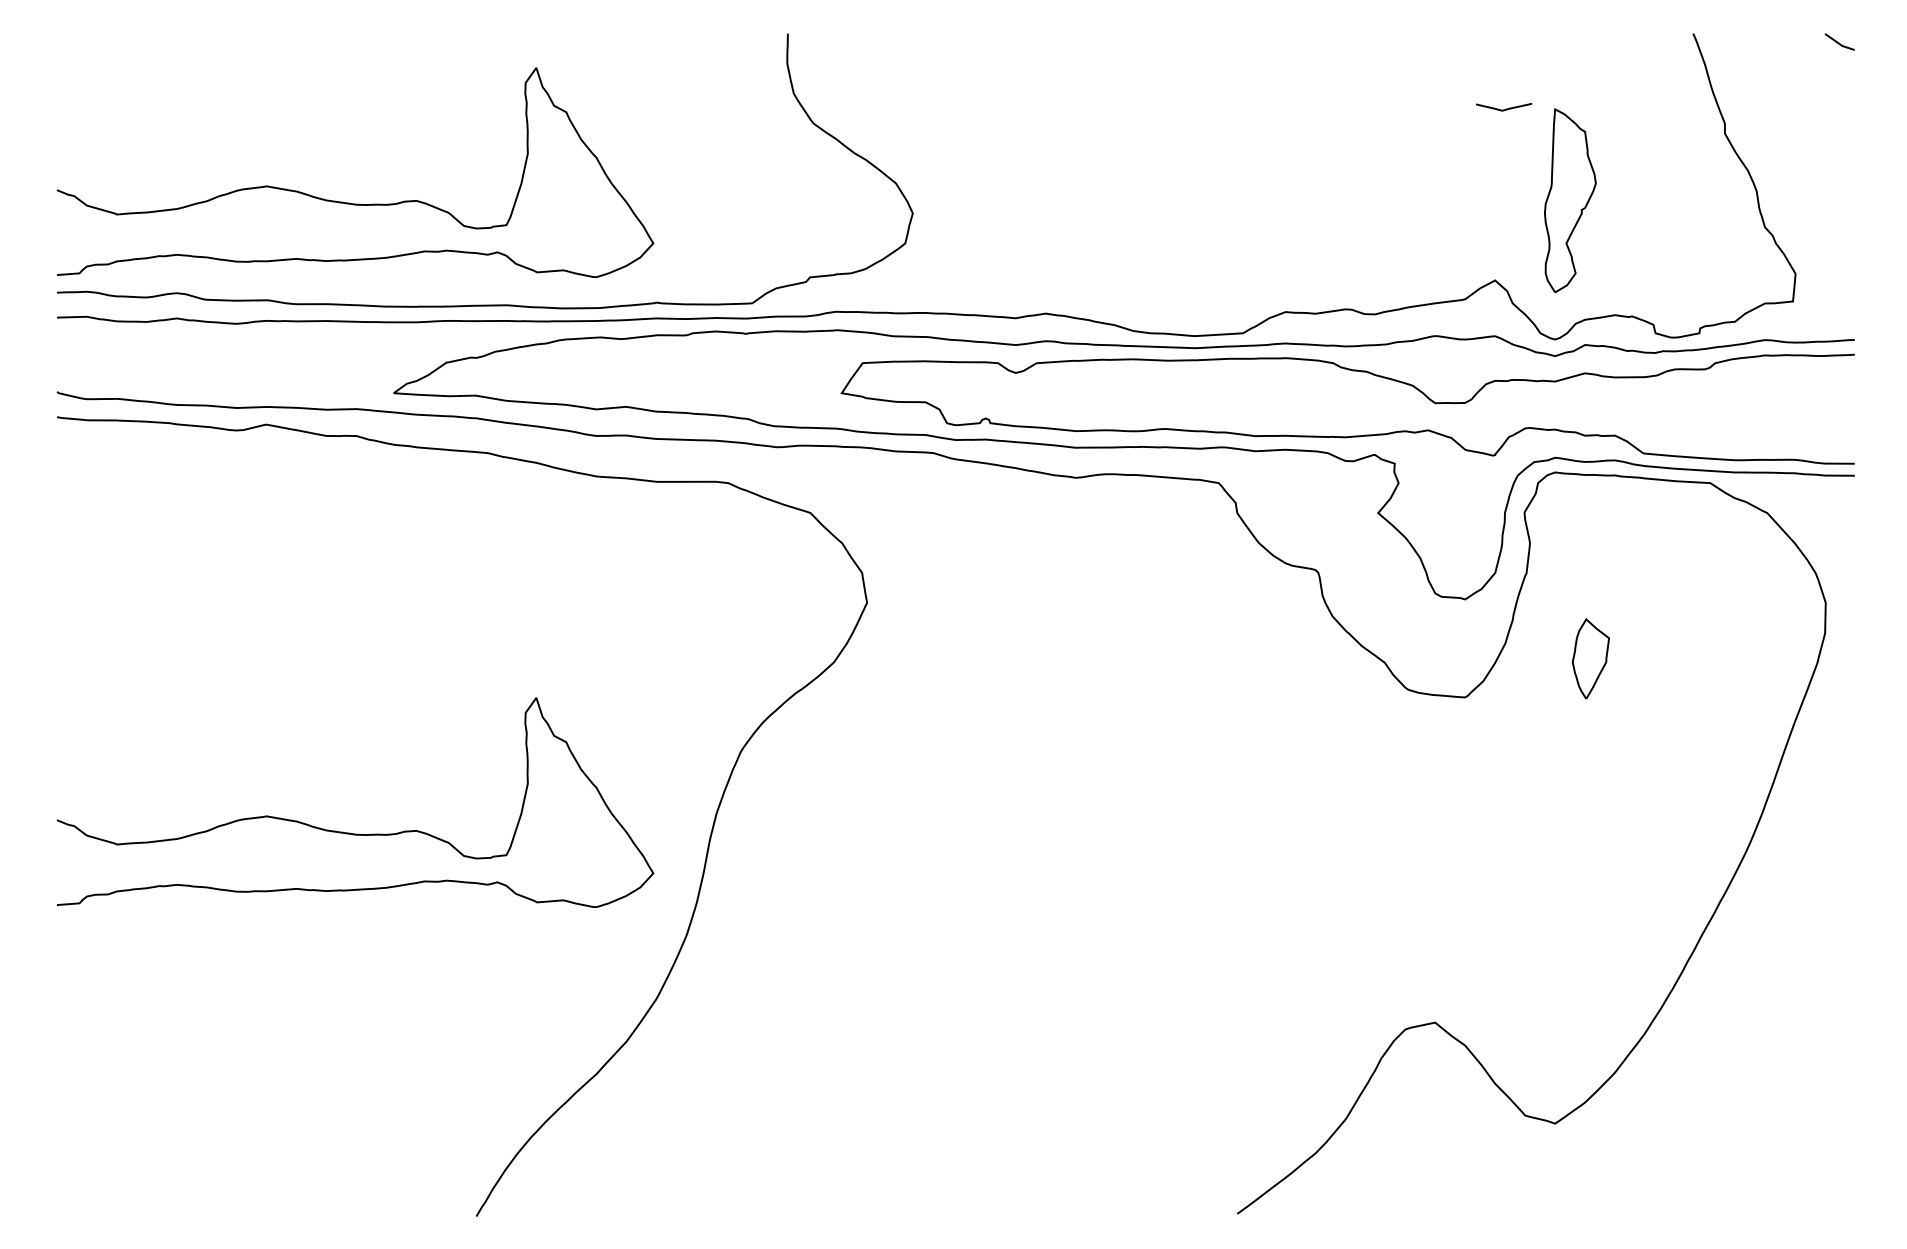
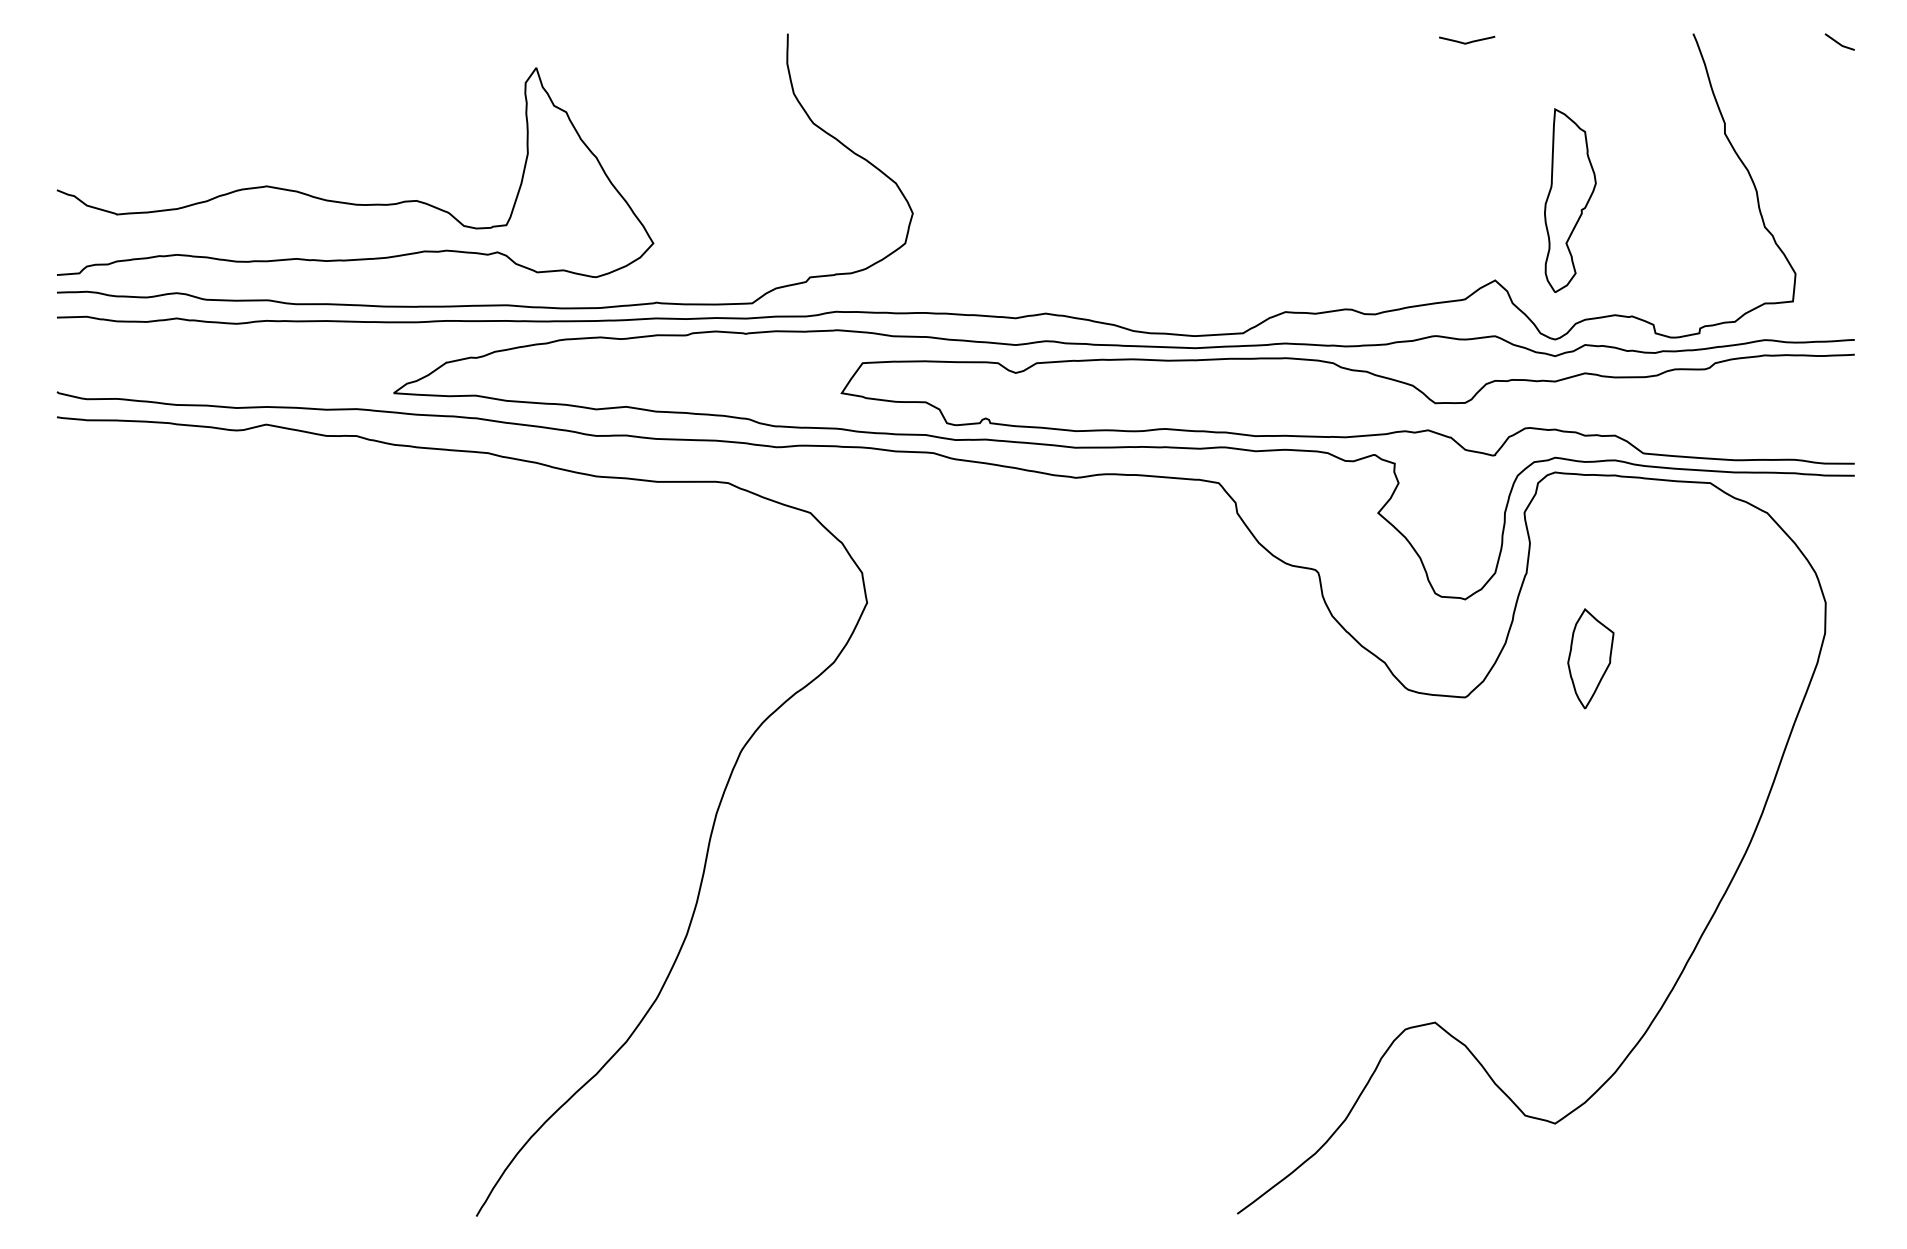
curve position: (1505, 108) -> (1468, 41) (1468, 41)
part size: 39x82 px -> 48x102 px (1590, 658)
curve: present -> none (349, 832)
